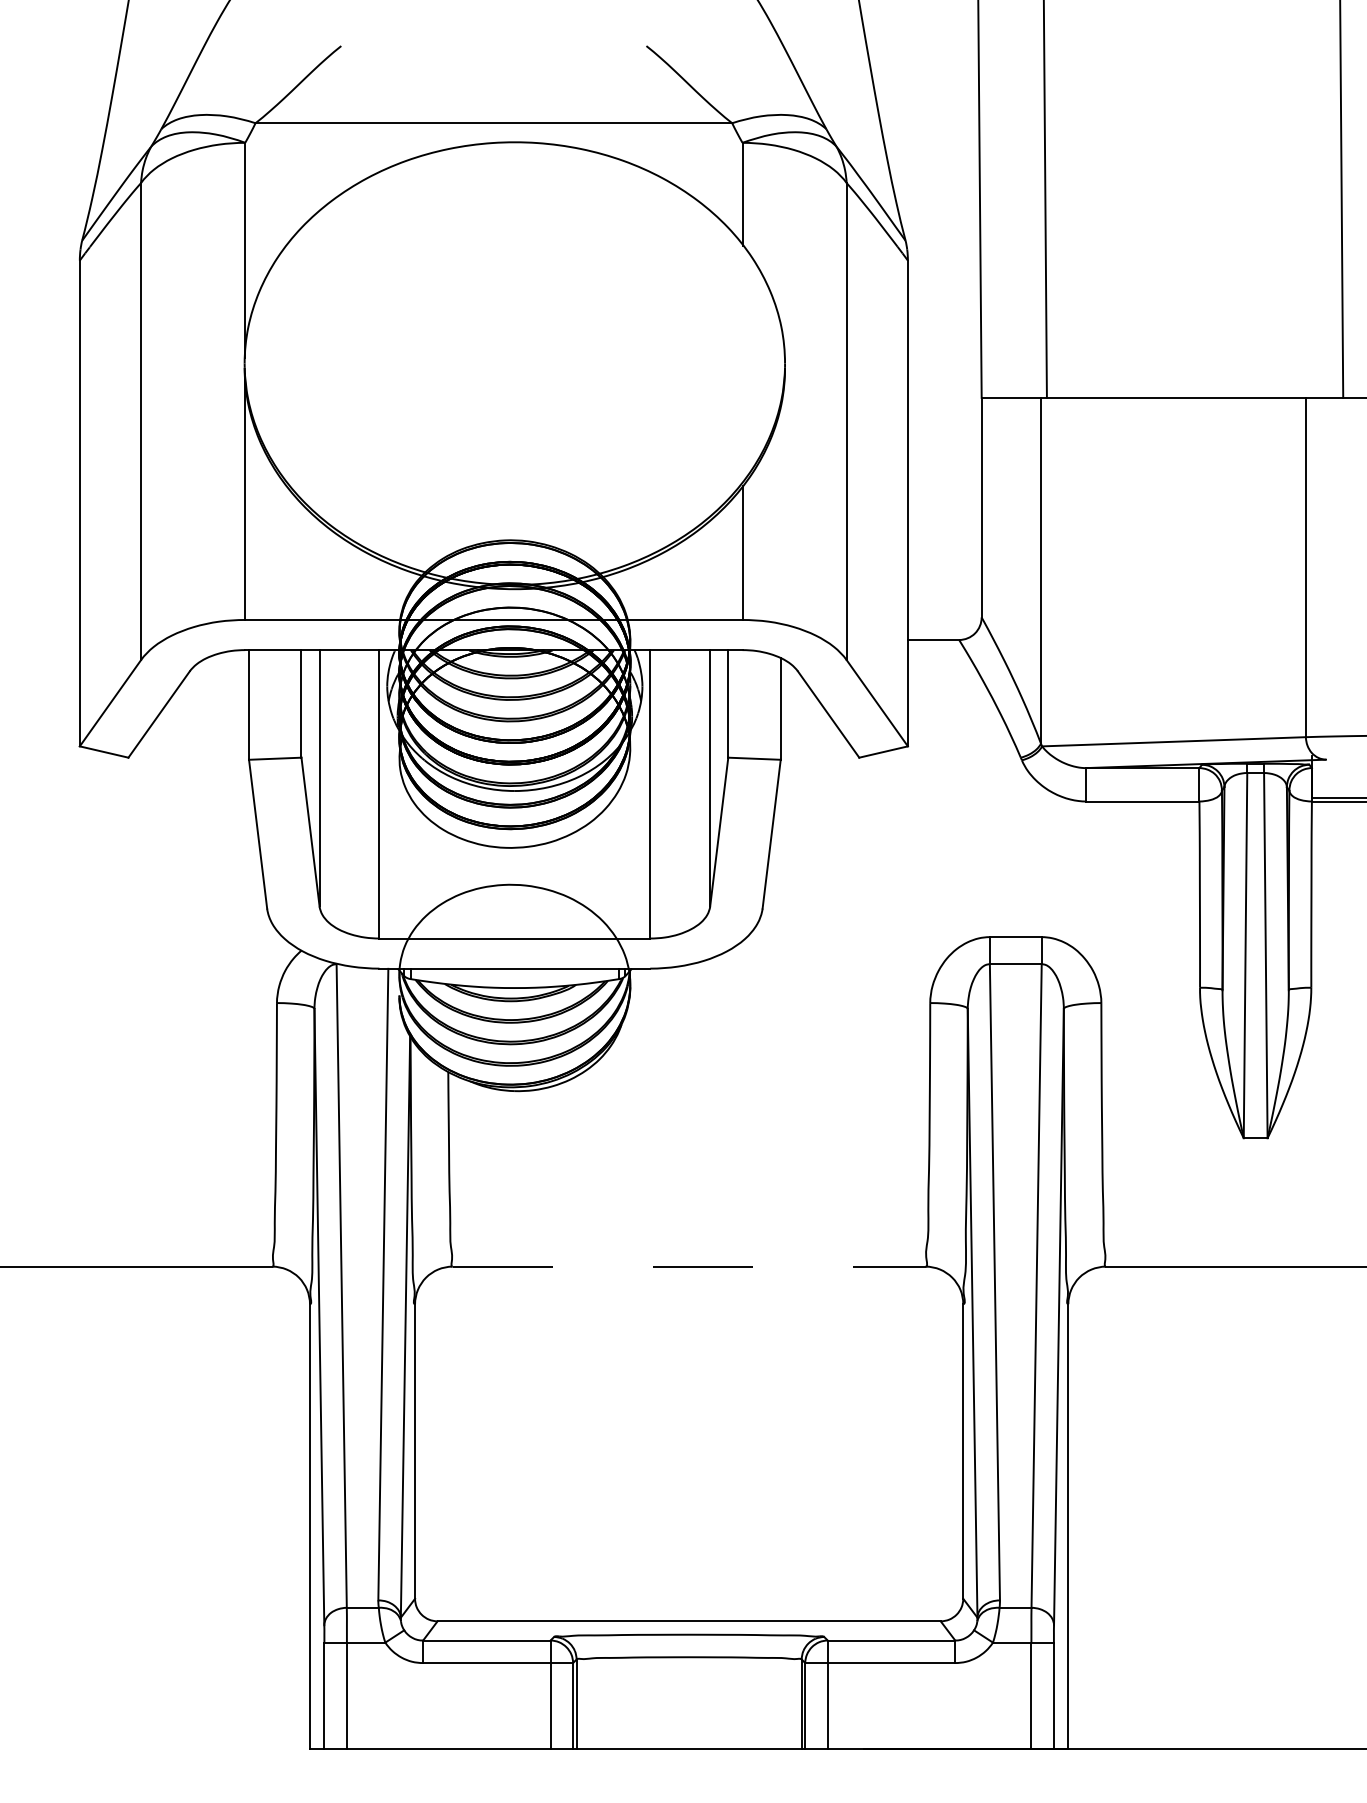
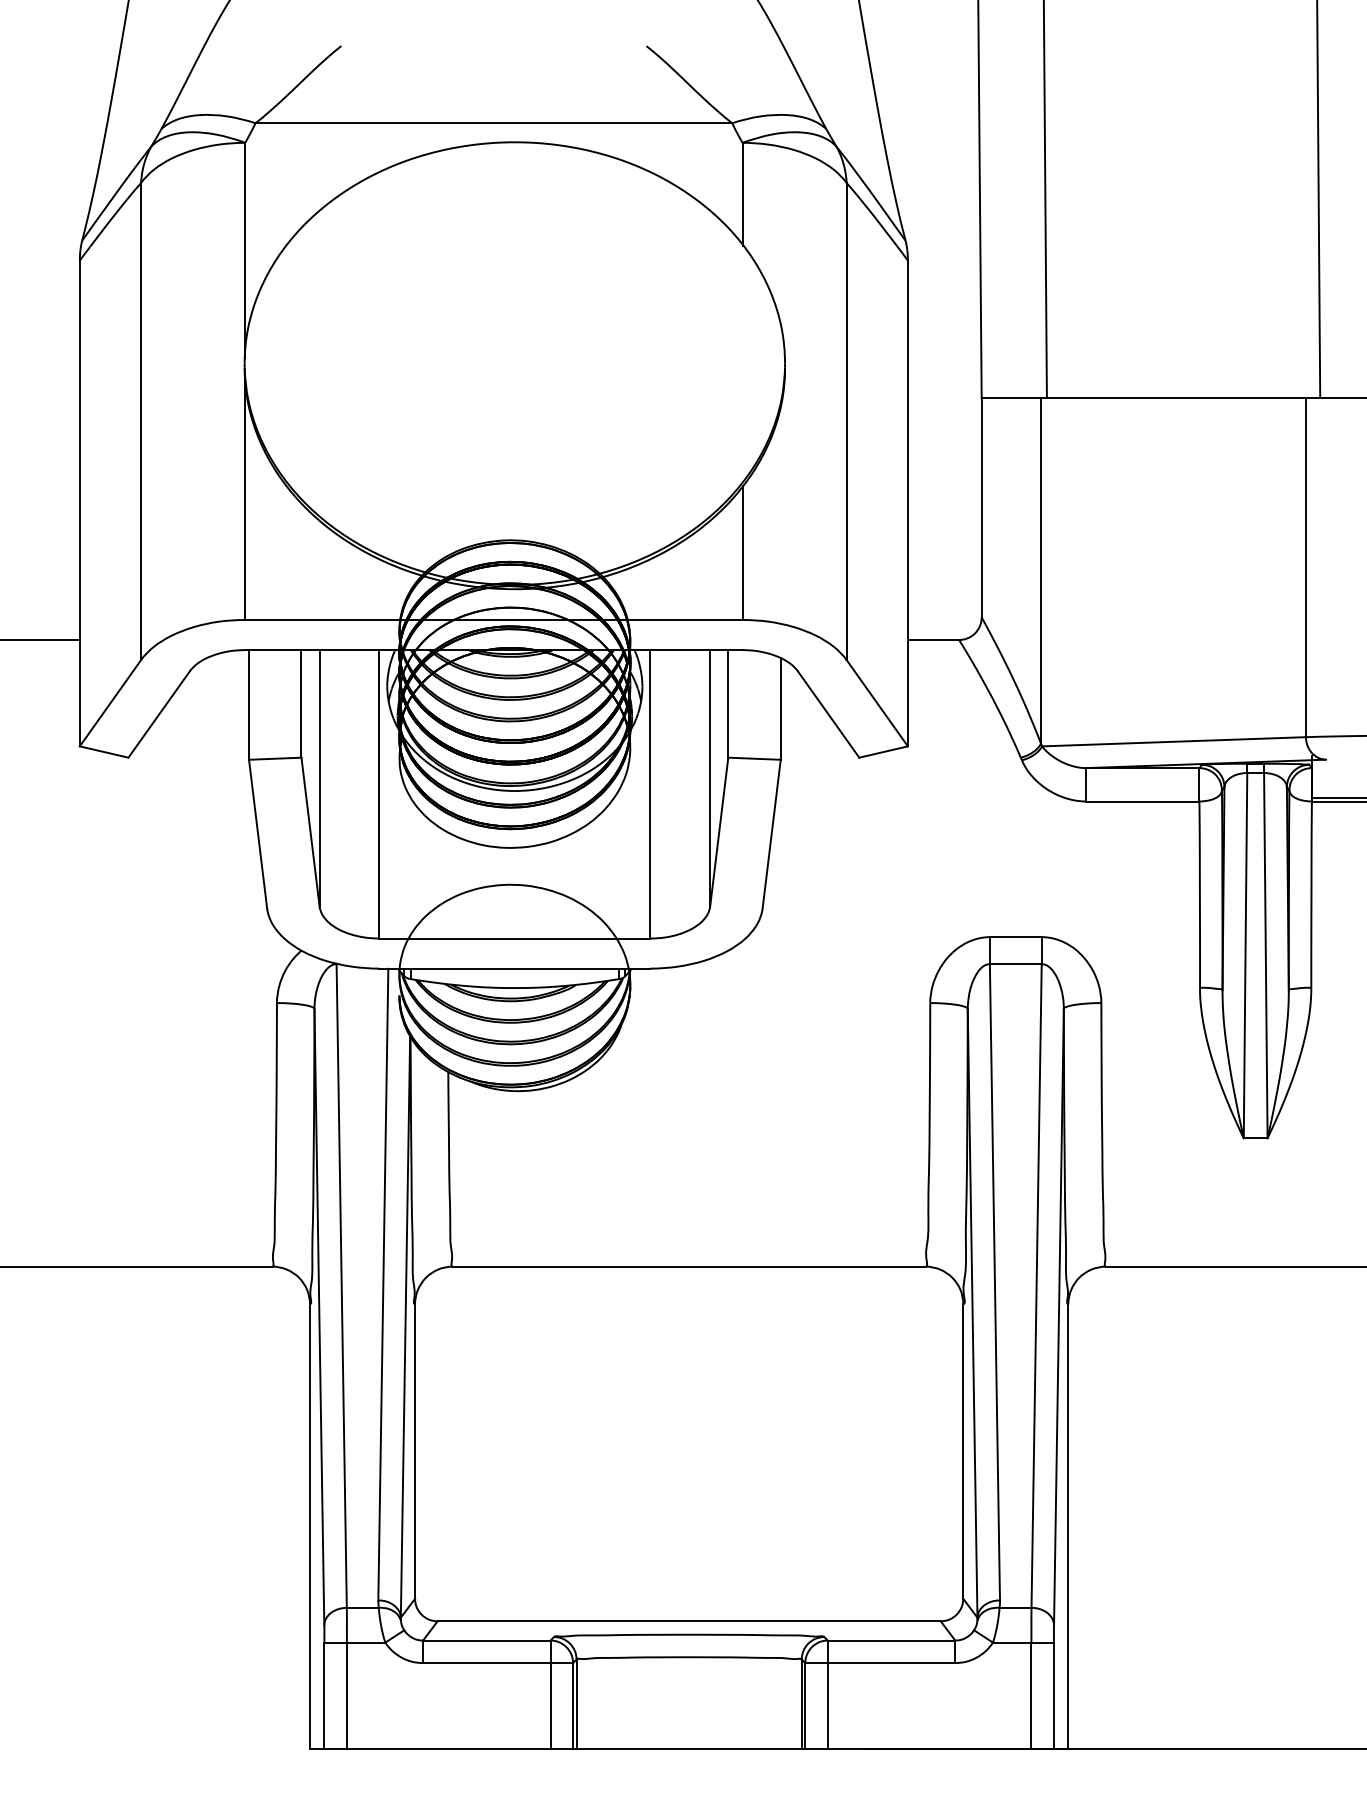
line position: (1341, 199) -> (1318, 199) (1318, 199)
line: none -> present (40, 640)
line: dashed -> solid (689, 1266)
